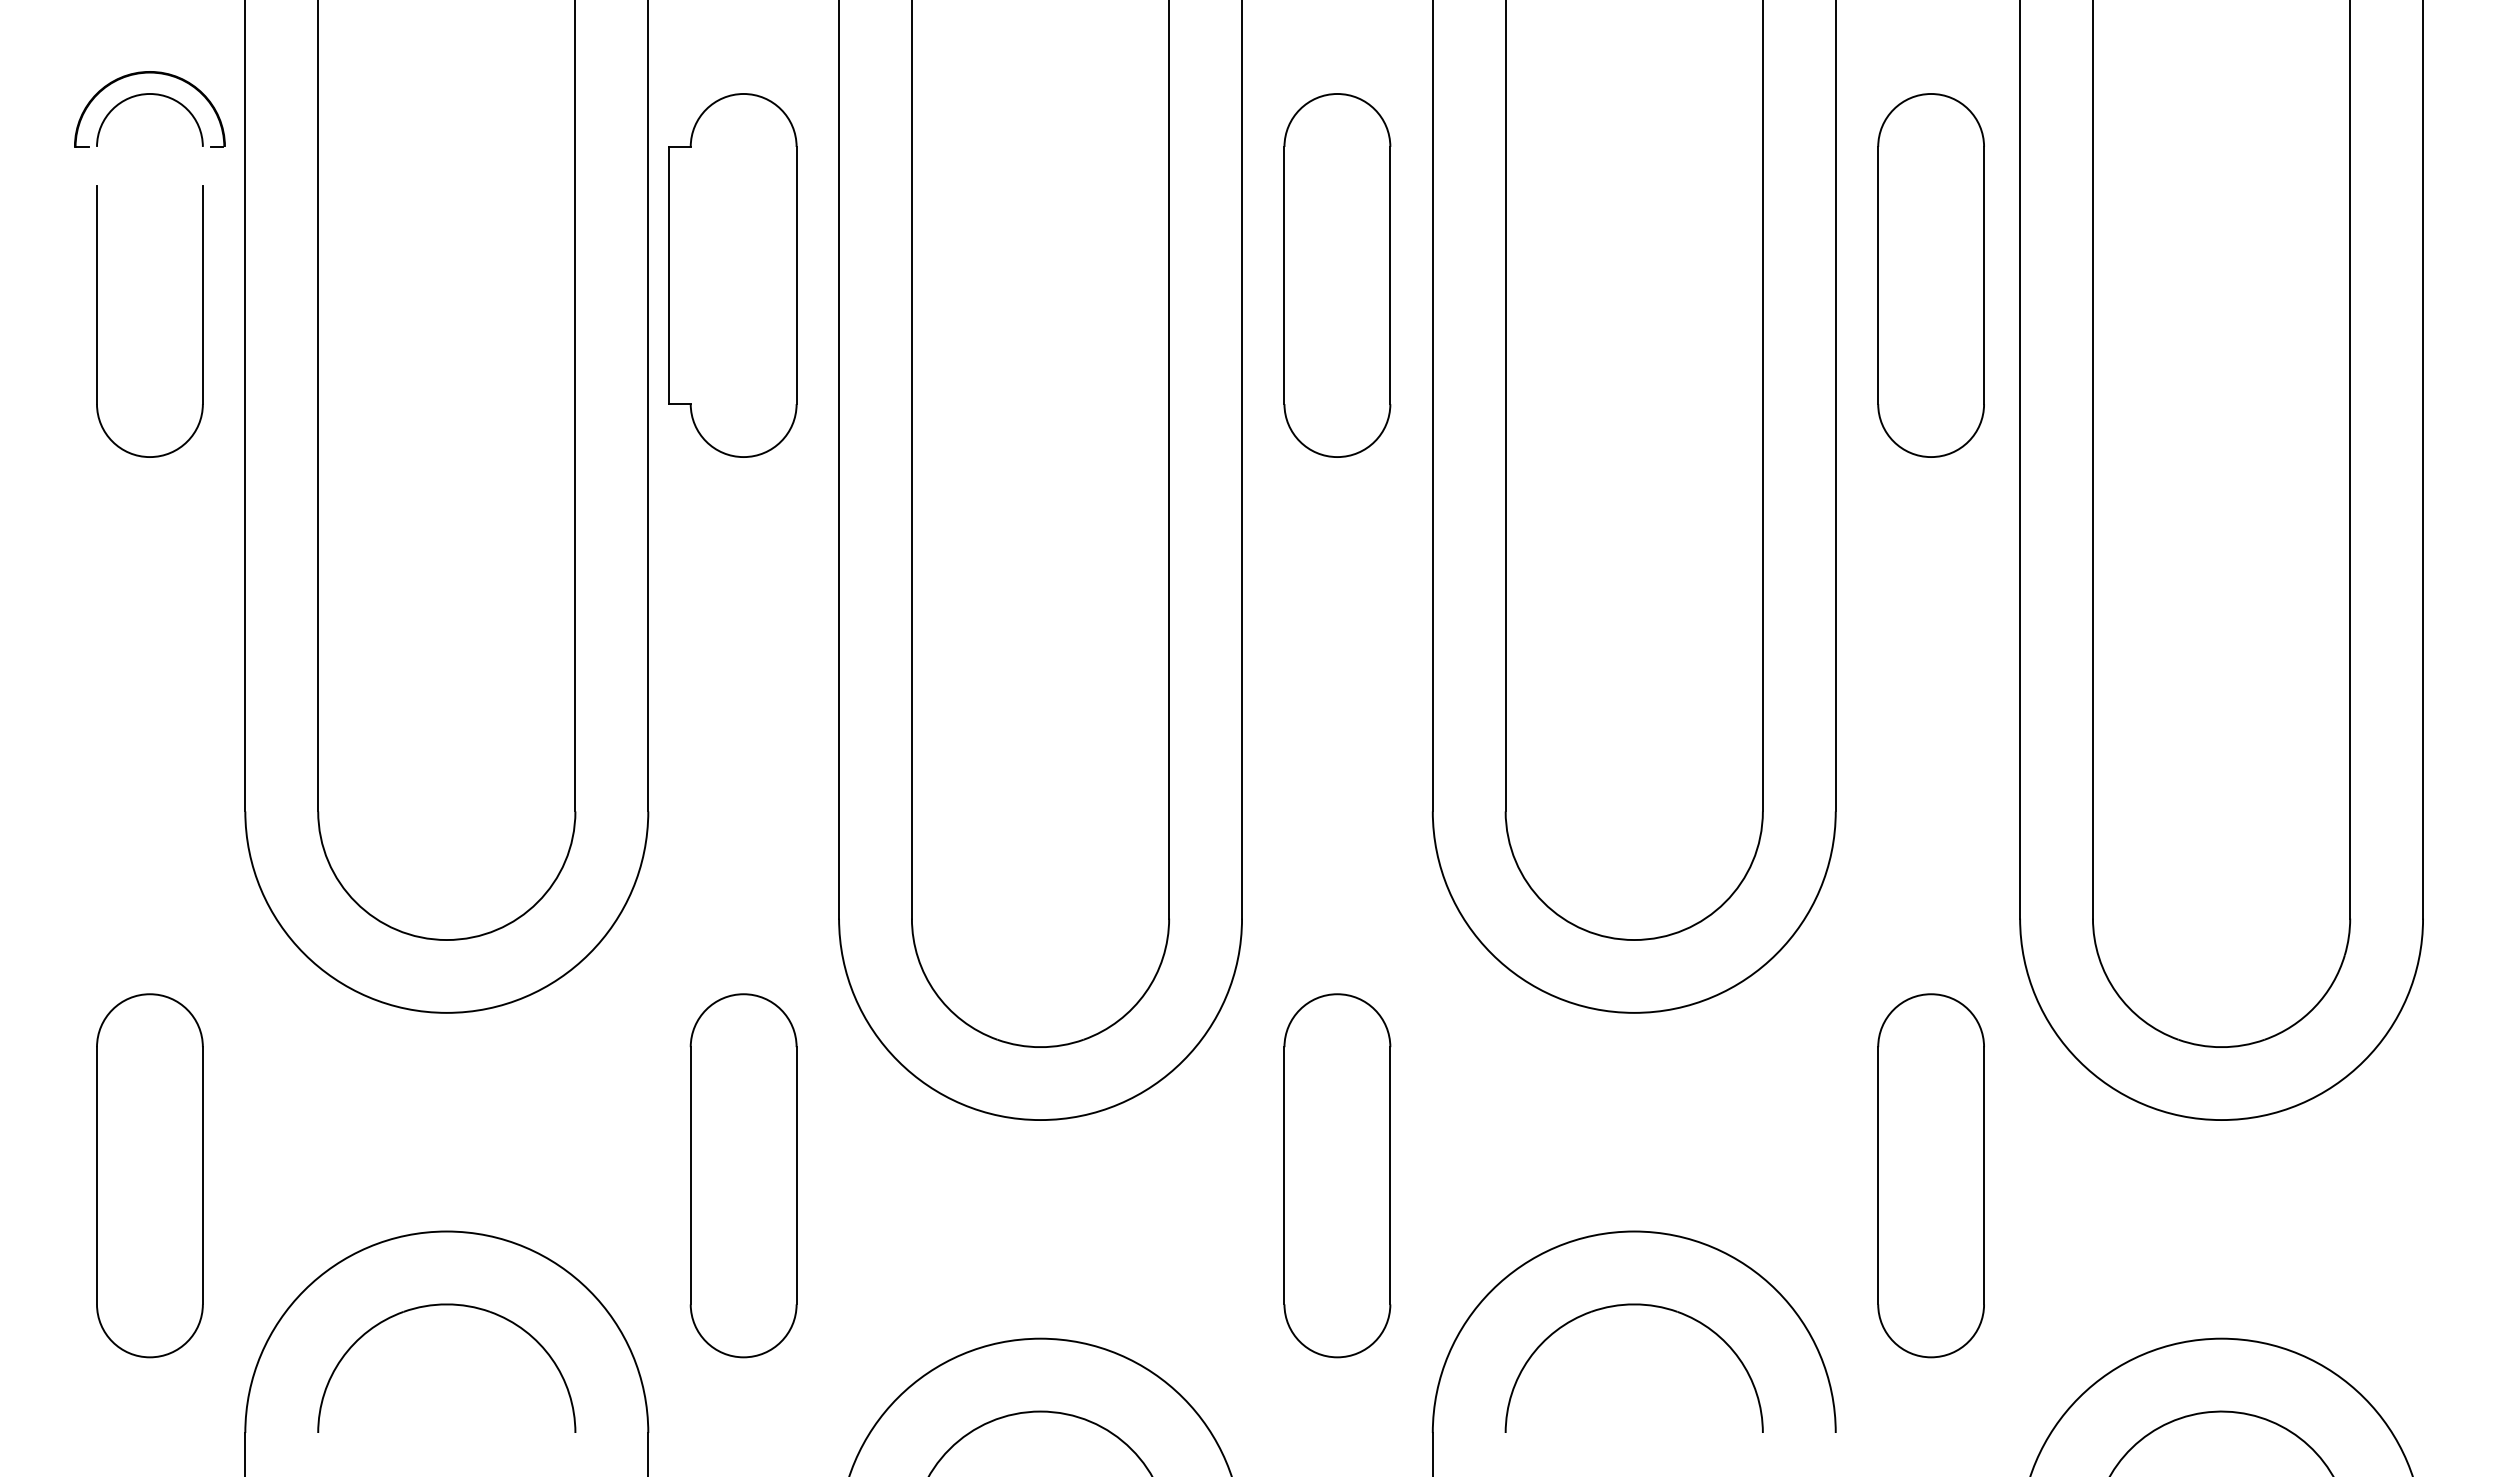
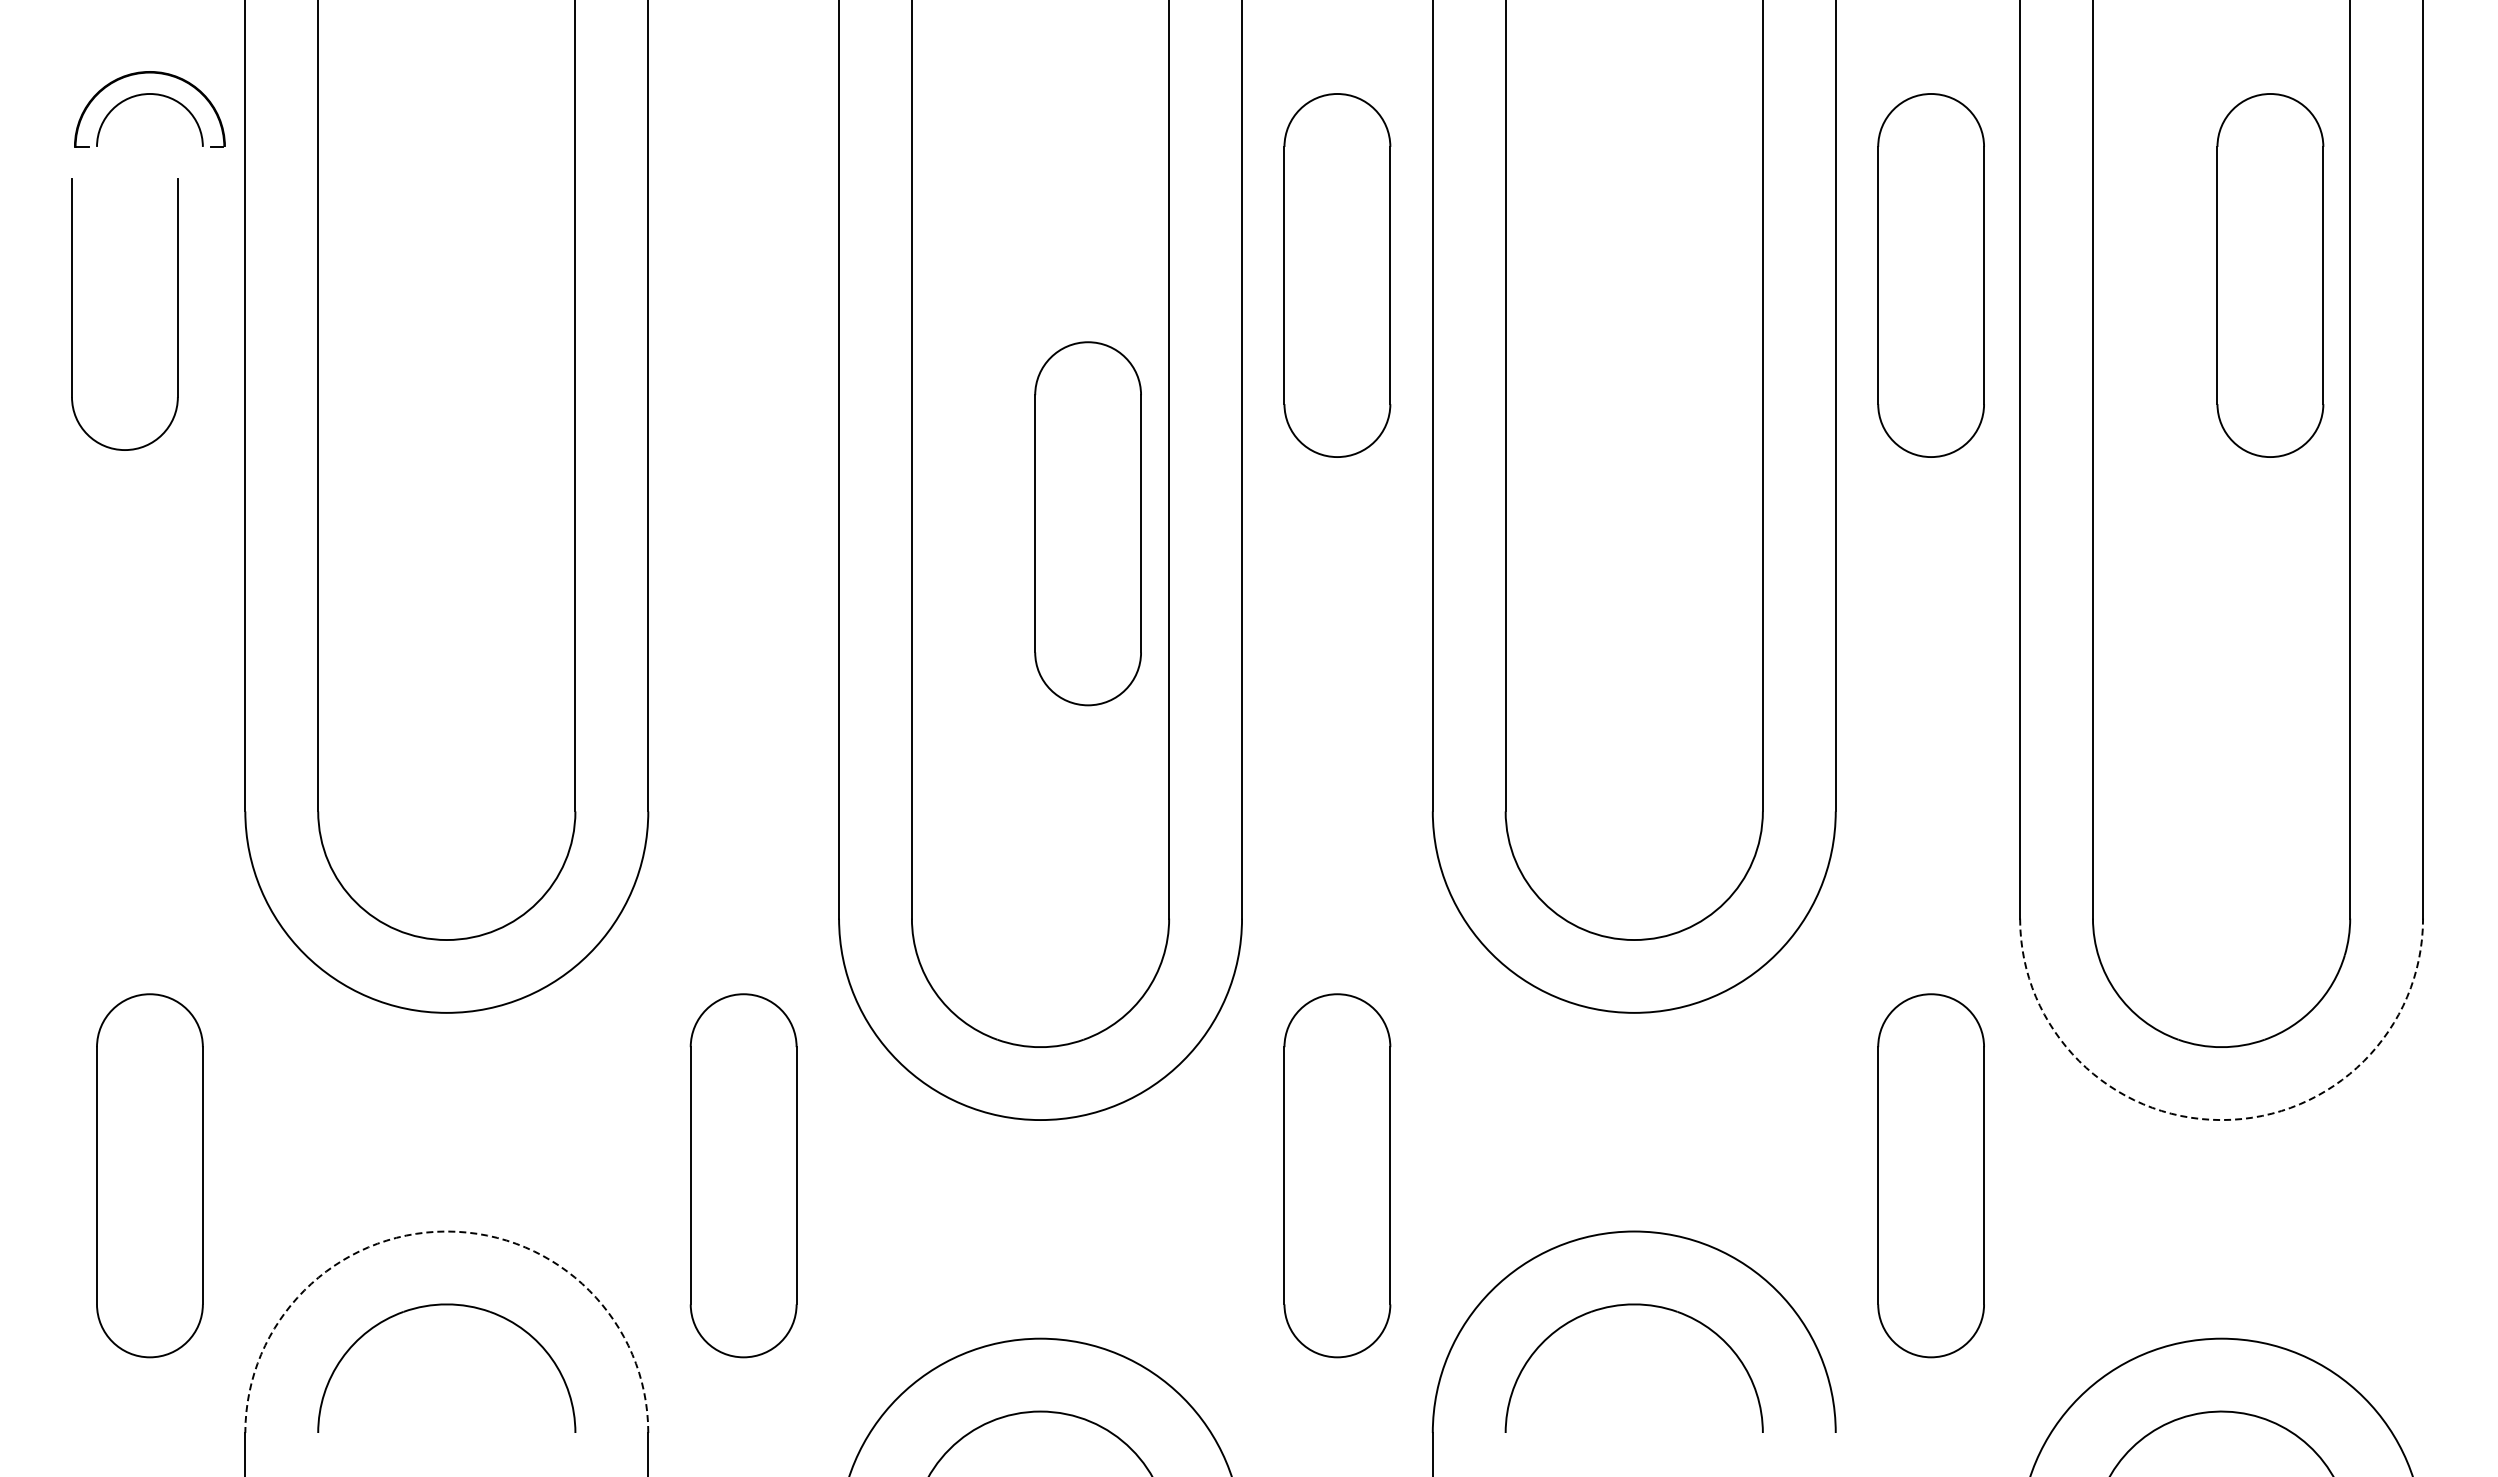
part: present -> none (732, 275)
part: none -> present (2270, 275)
part position: (97, 321) -> (72, 314) (72, 314)
part: none -> present (1087, 523)
arc: solid -> dashed (2221, 1120)
arc: solid -> dashed (446, 1231)
